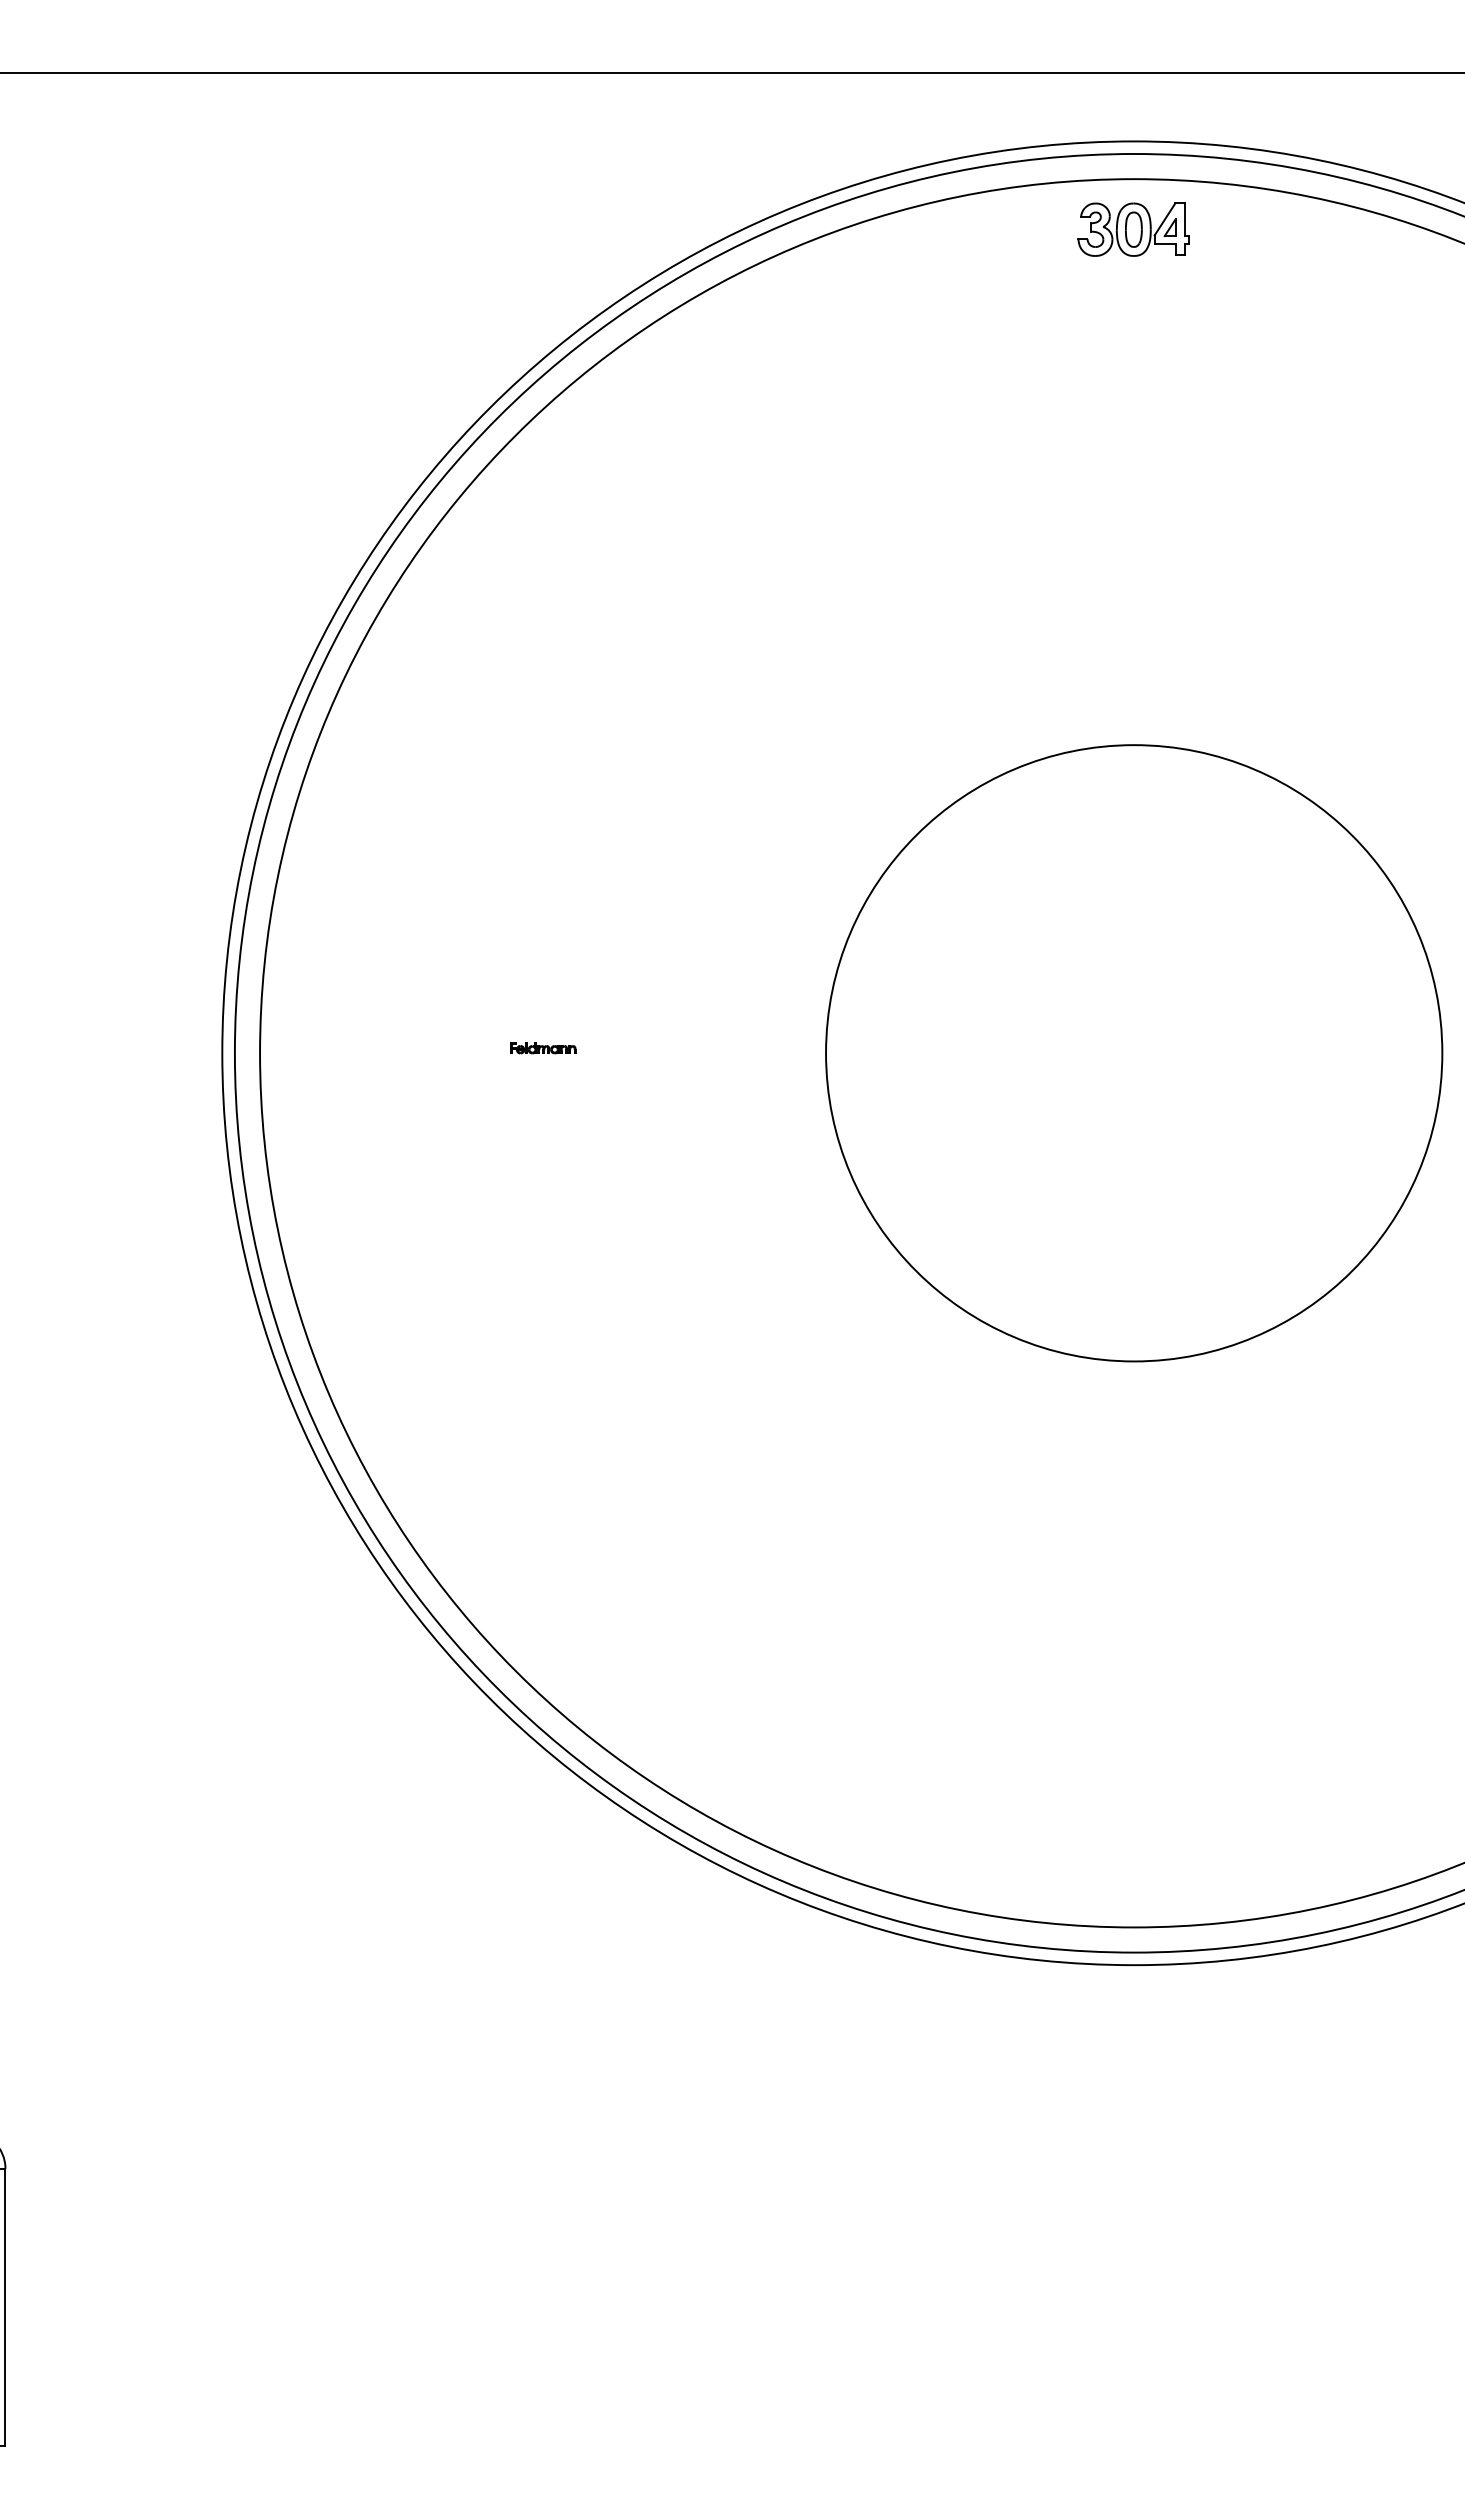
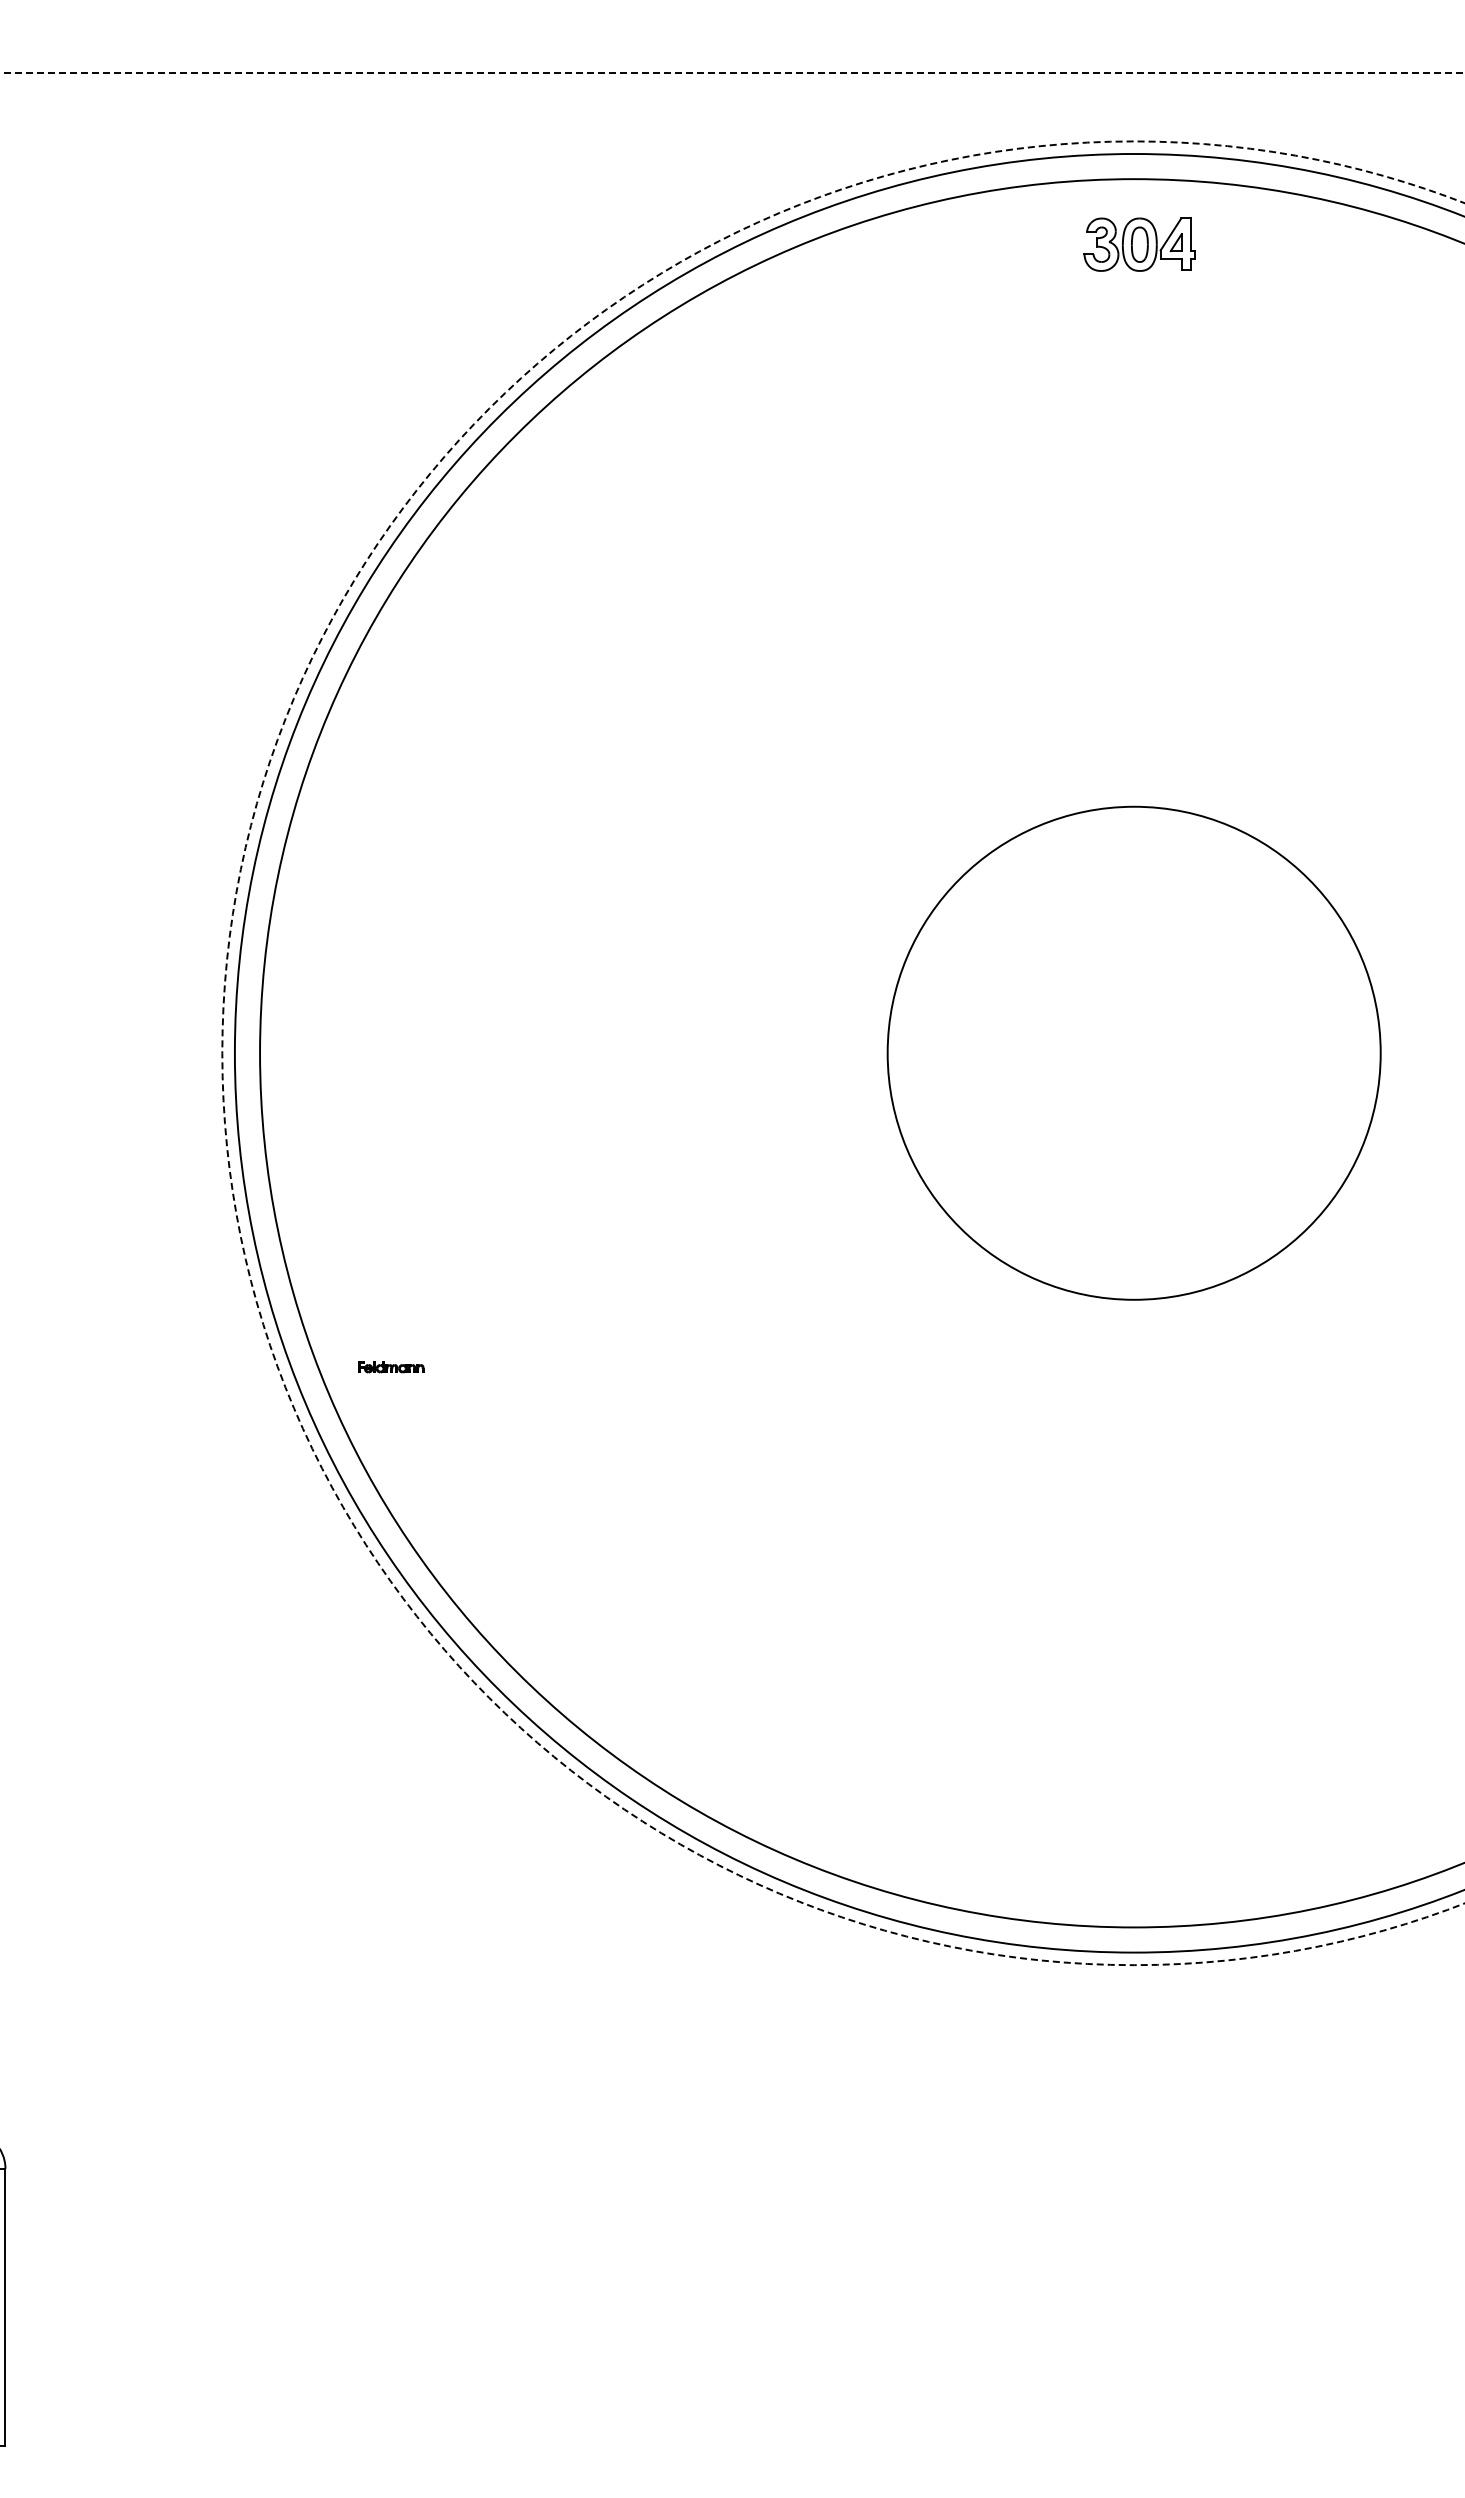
line: solid -> dashed (732, 73)
part position: (1133, 229) -> (1139, 244) (1139, 244)
part position: (543, 1048) -> (391, 1367) (391, 1367)
circle: solid -> dashed (843, 1053)
circle diameter: 616 px -> 493 px (1133, 1052)
